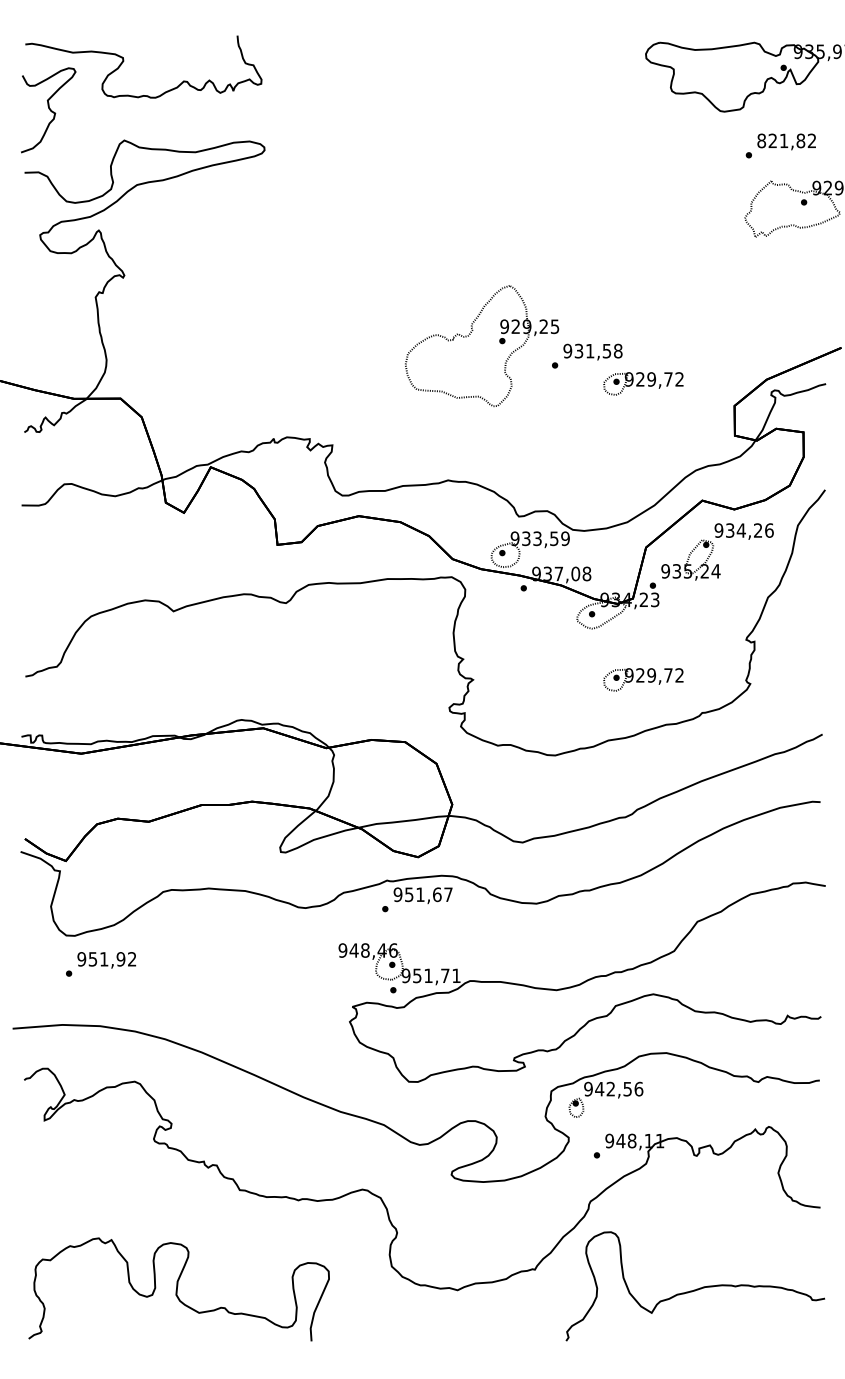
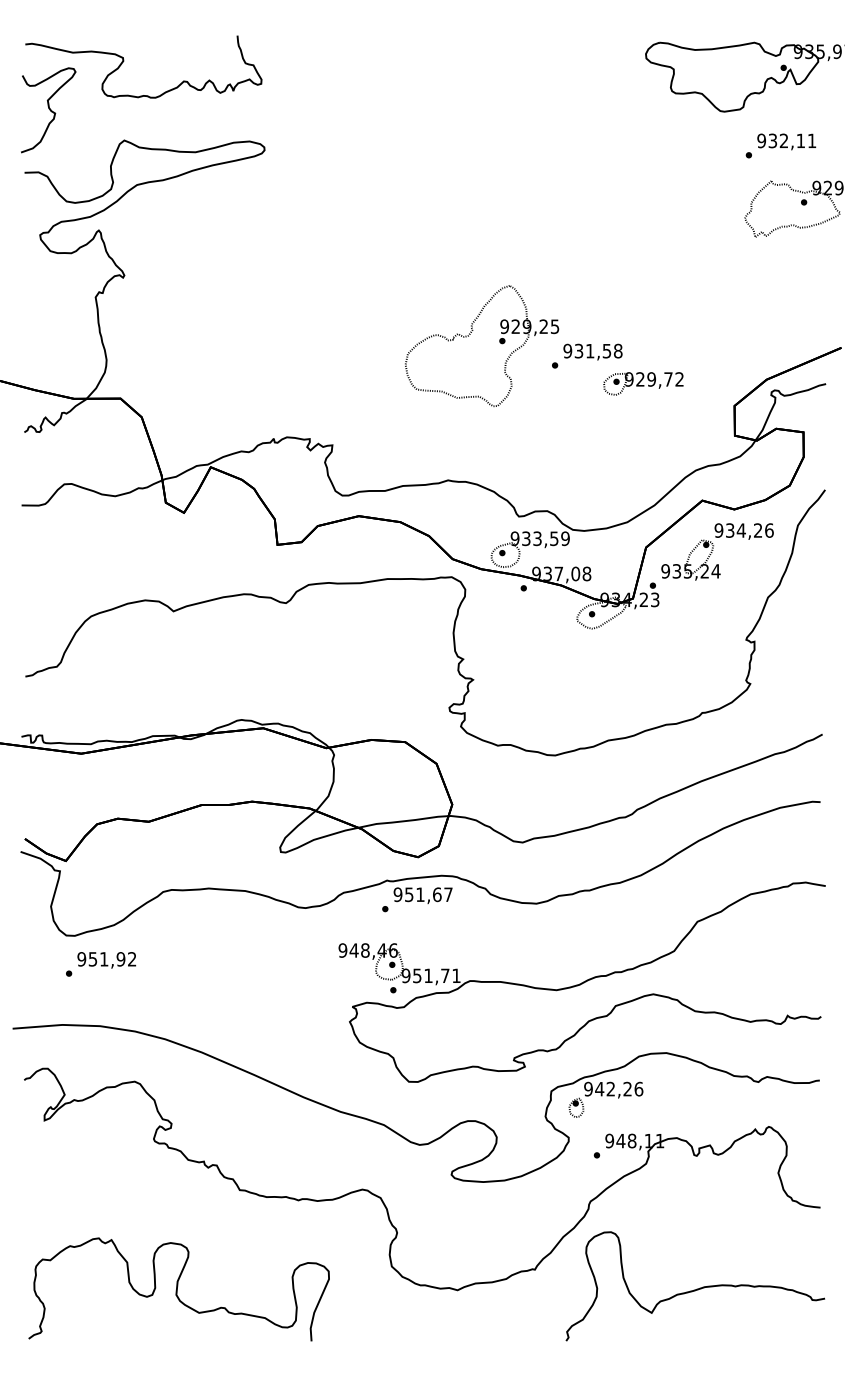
text: 821,82 -> 932,11 (786, 140)
part: present -> none (643, 679)
text: 942,56 -> 942,26 (627, 1088)
